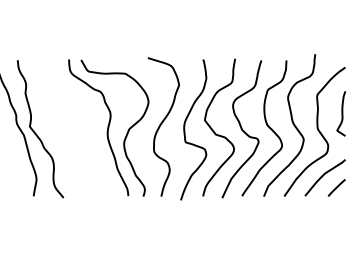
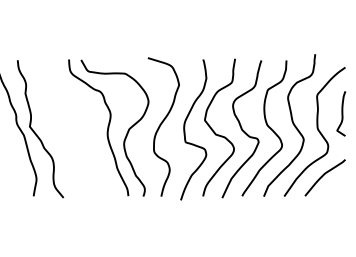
line: present -> none (336, 187)
